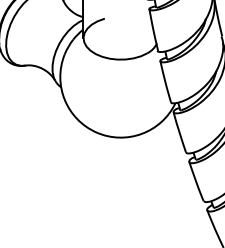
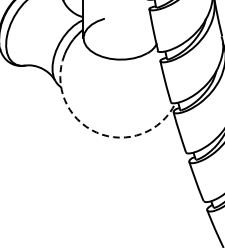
arc: solid -> dashed (96, 132)
